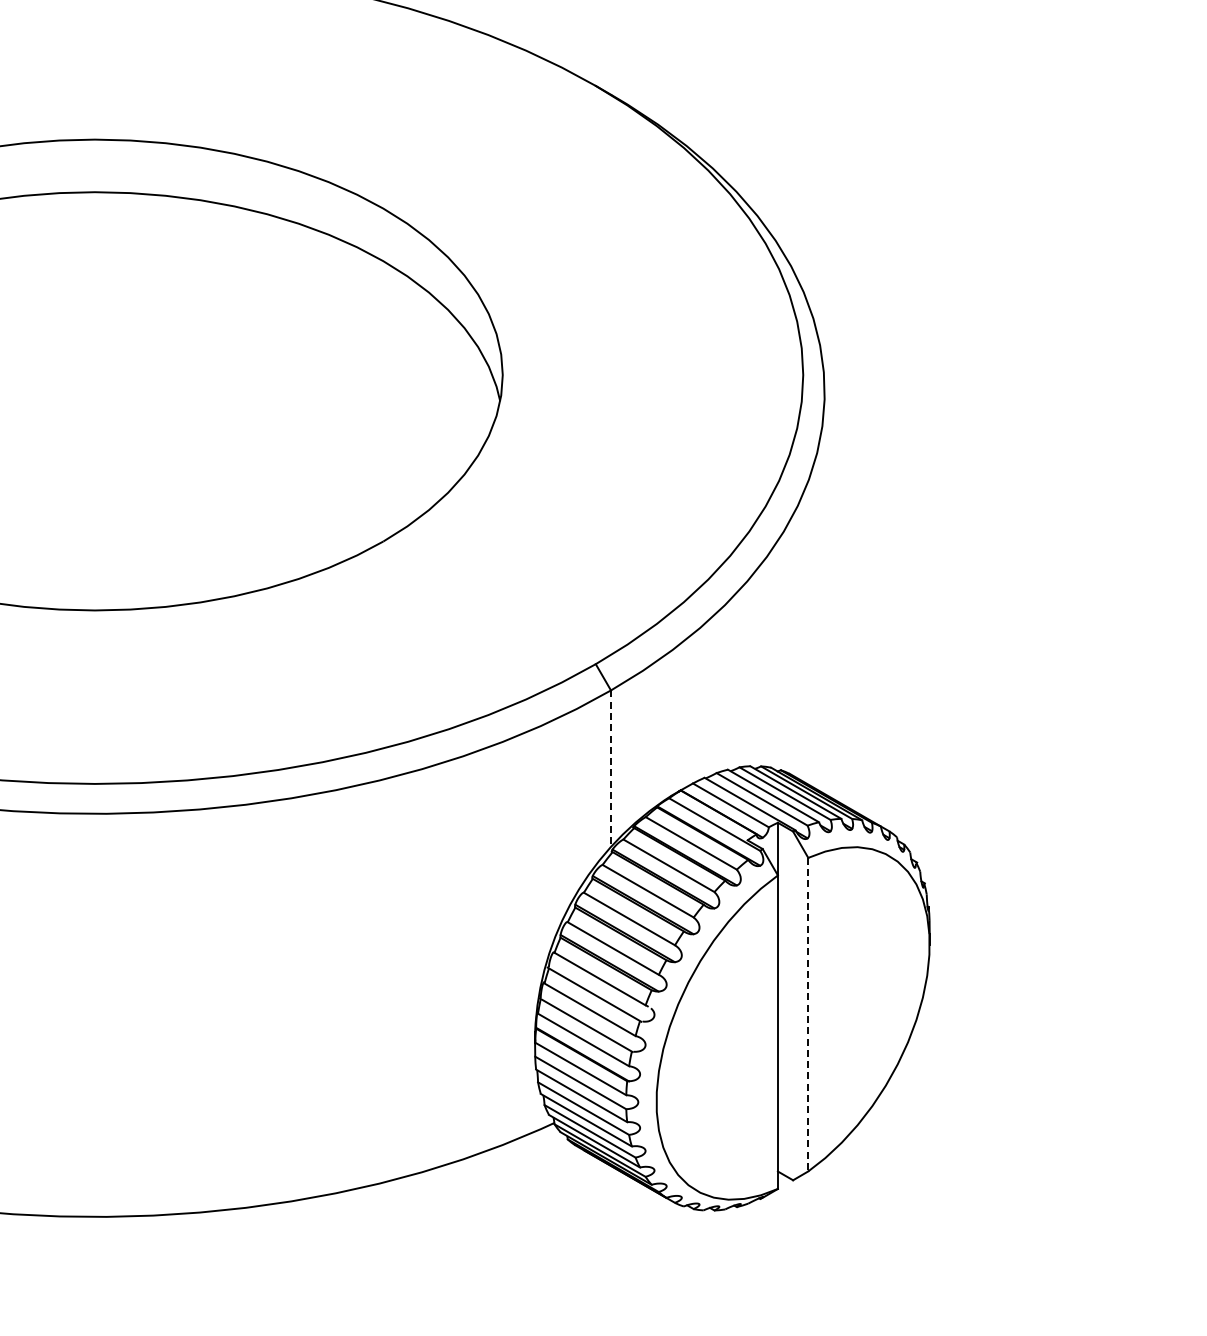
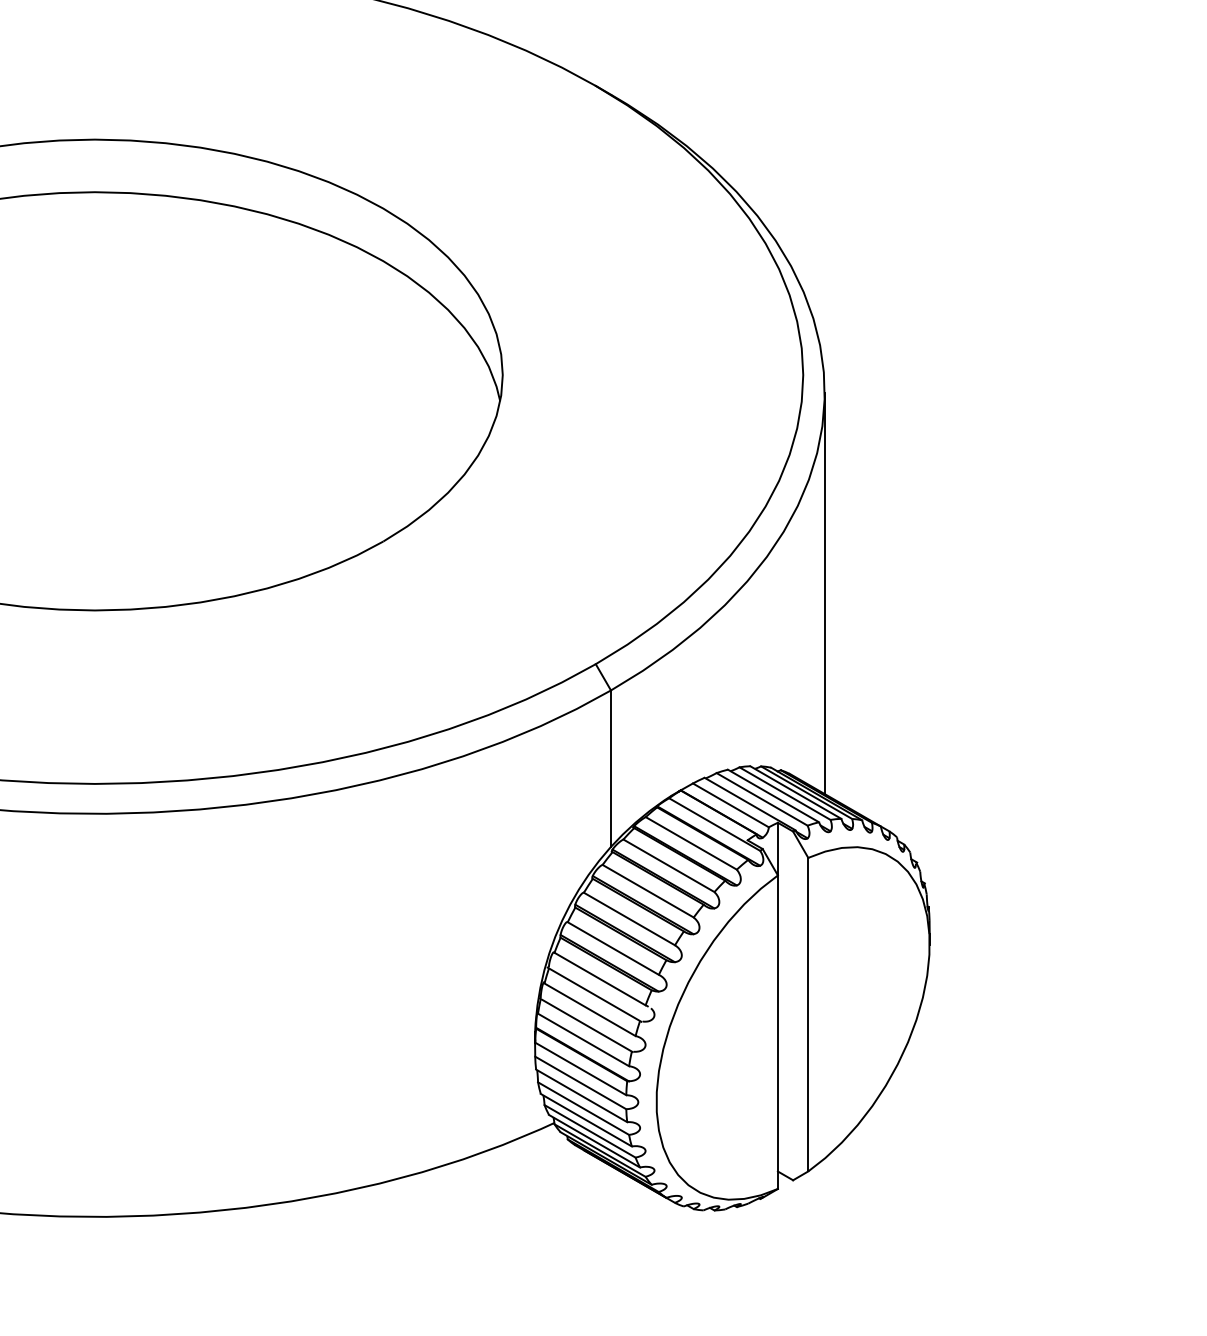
line: none -> present (824, 593)
line: dashed -> solid (610, 769)
line: dashed -> solid (808, 1014)
